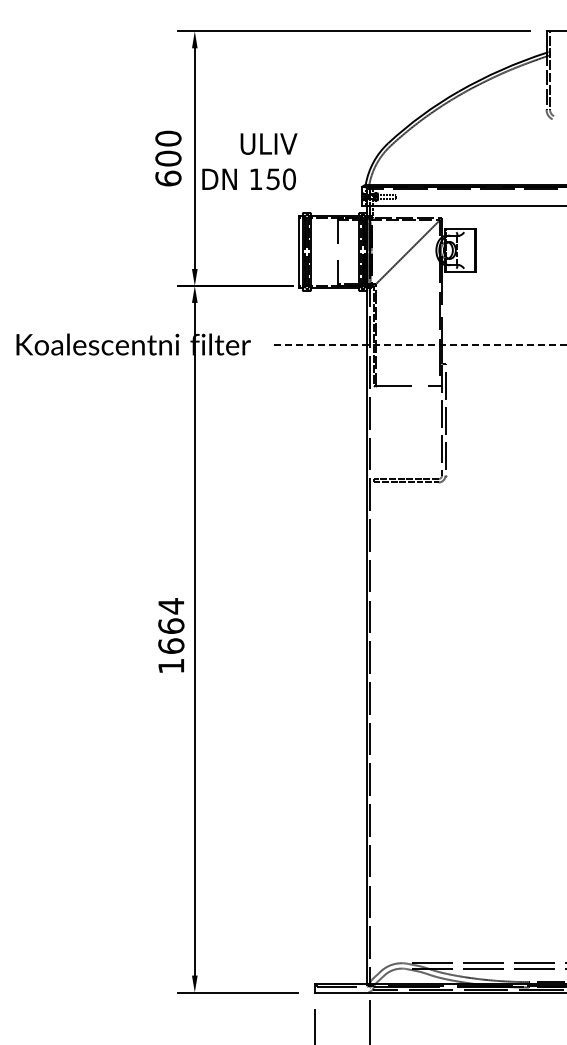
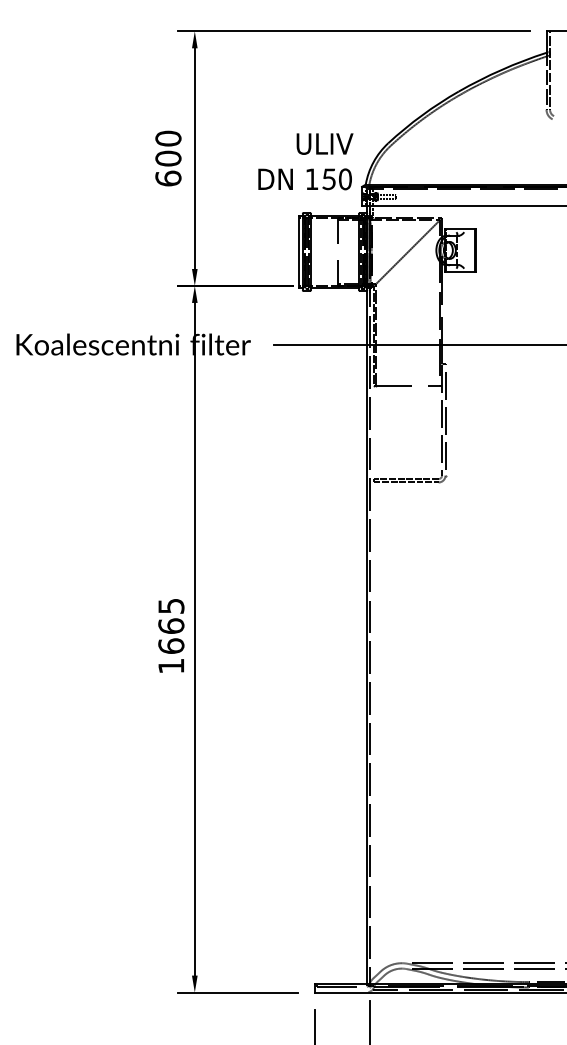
text position: (249, 161) -> (305, 161) (305, 161)
line: dashed -> solid (420, 344)
text: 1664 -> 1665 (171, 606)
